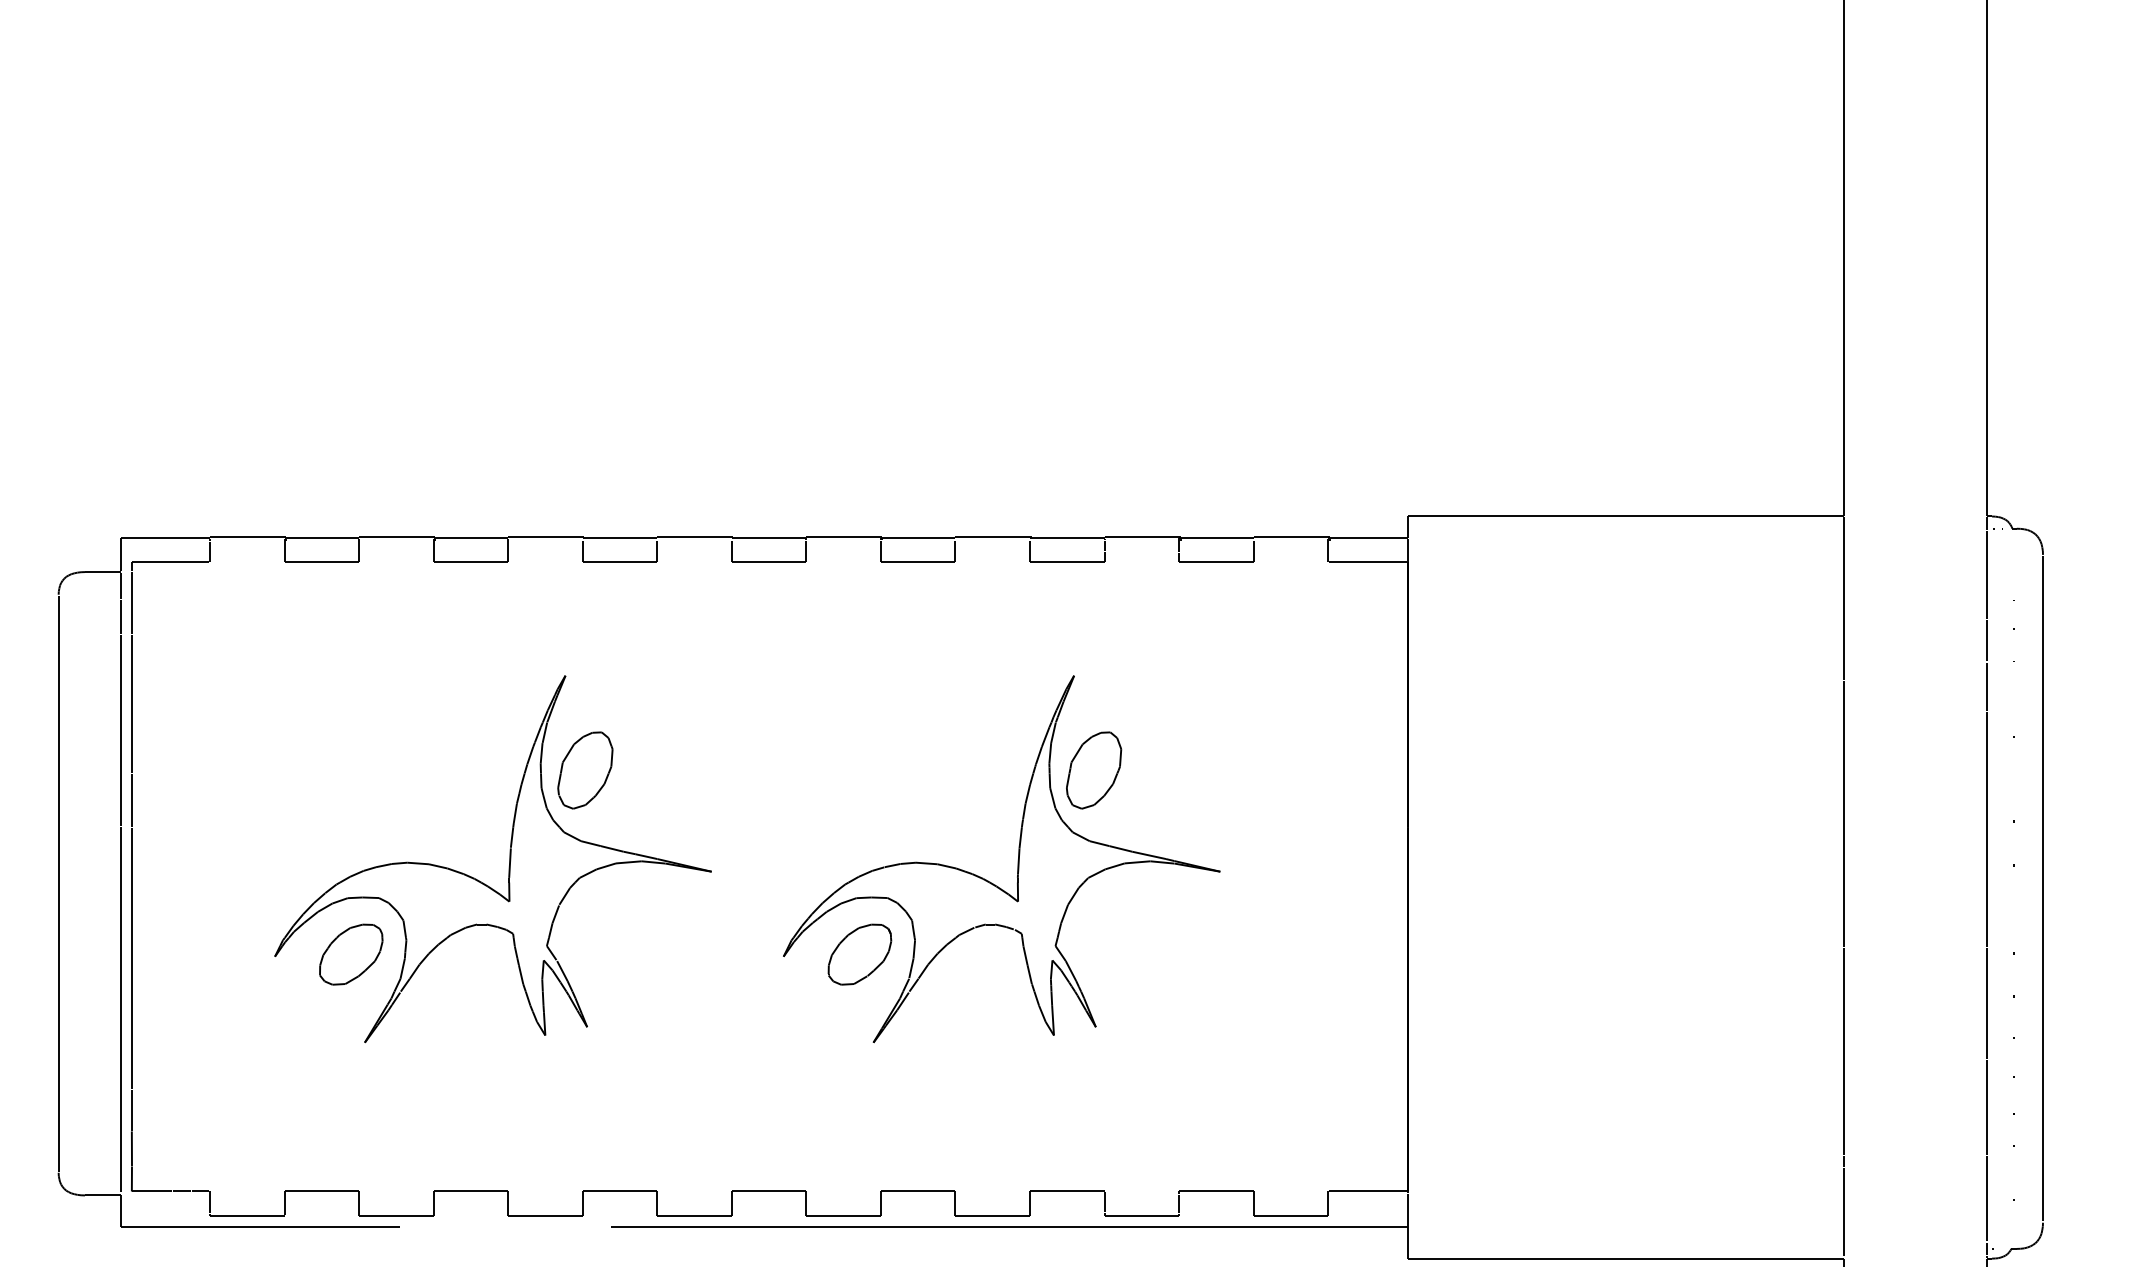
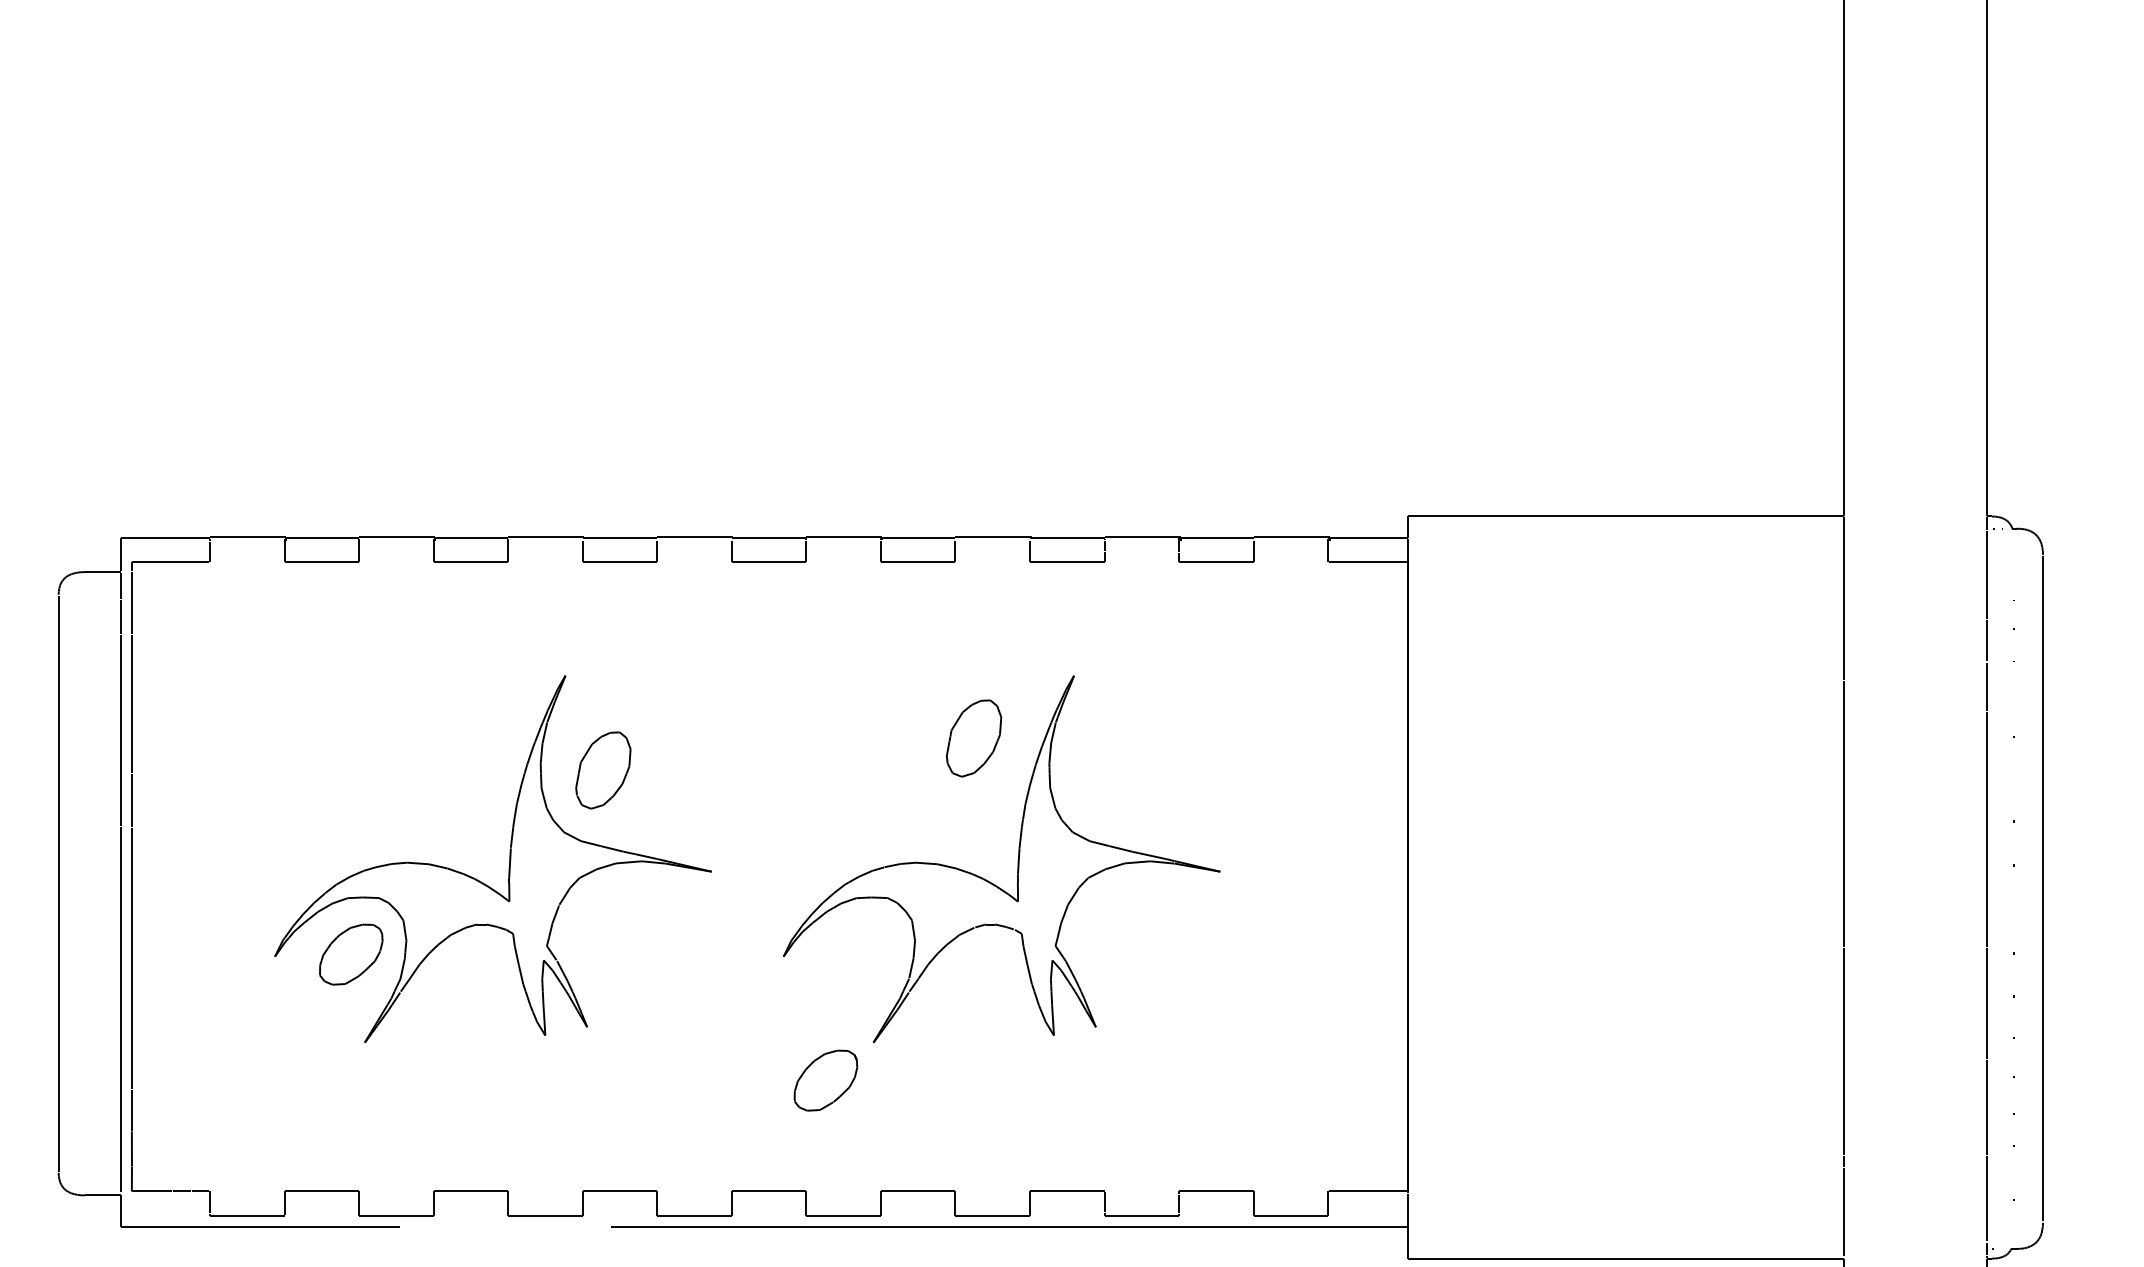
part position: (585, 770) -> (603, 770) (603, 770)
part position: (1094, 770) -> (974, 738) (974, 738)
part position: (859, 954) -> (825, 1080) (825, 1080)
